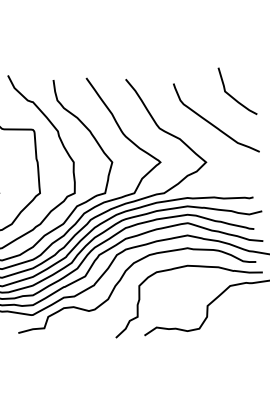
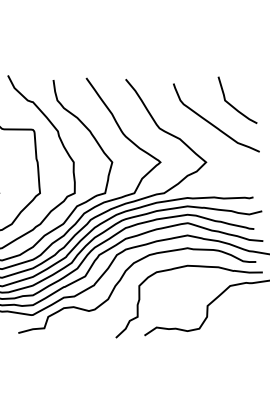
curve position: (234, 97) -> (234, 106) (234, 106)
